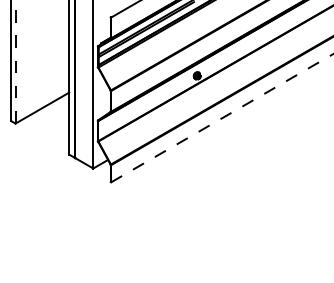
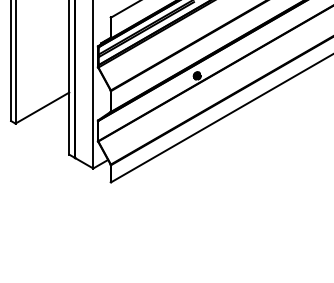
line: dashed -> solid (15, 62)
line: dashed -> solid (222, 117)
